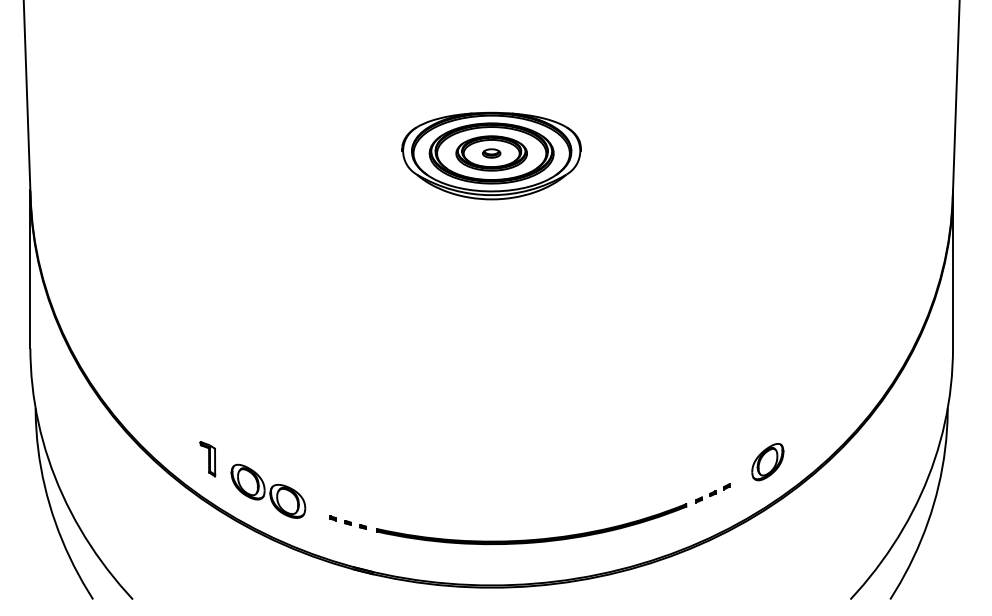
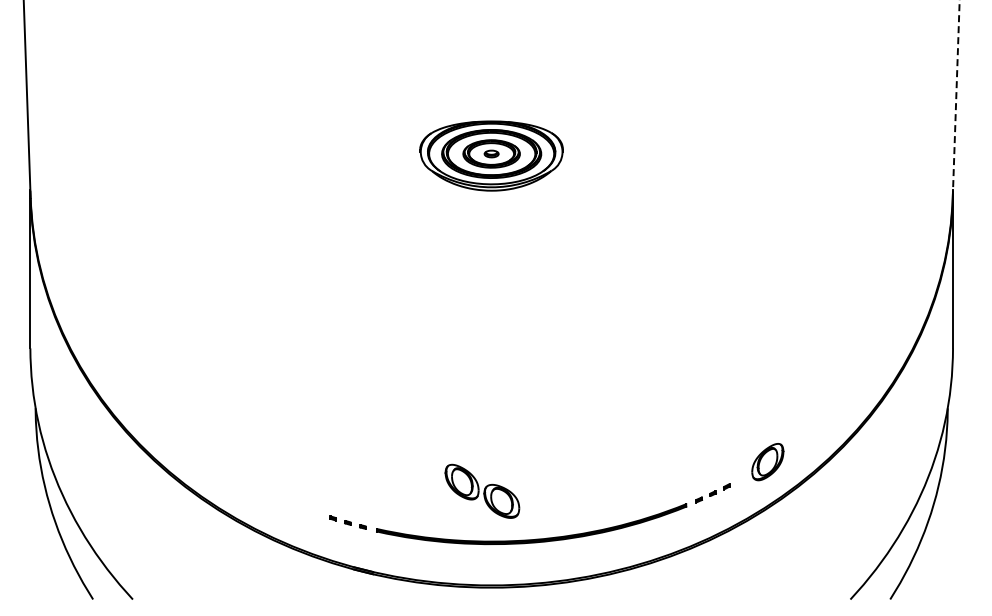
line: solid -> dashed (956, 99)
part size: 181x90 px -> 145x72 px (491, 155)
part: present -> none (207, 459)
part position: (268, 490) -> (482, 490) (482, 490)
